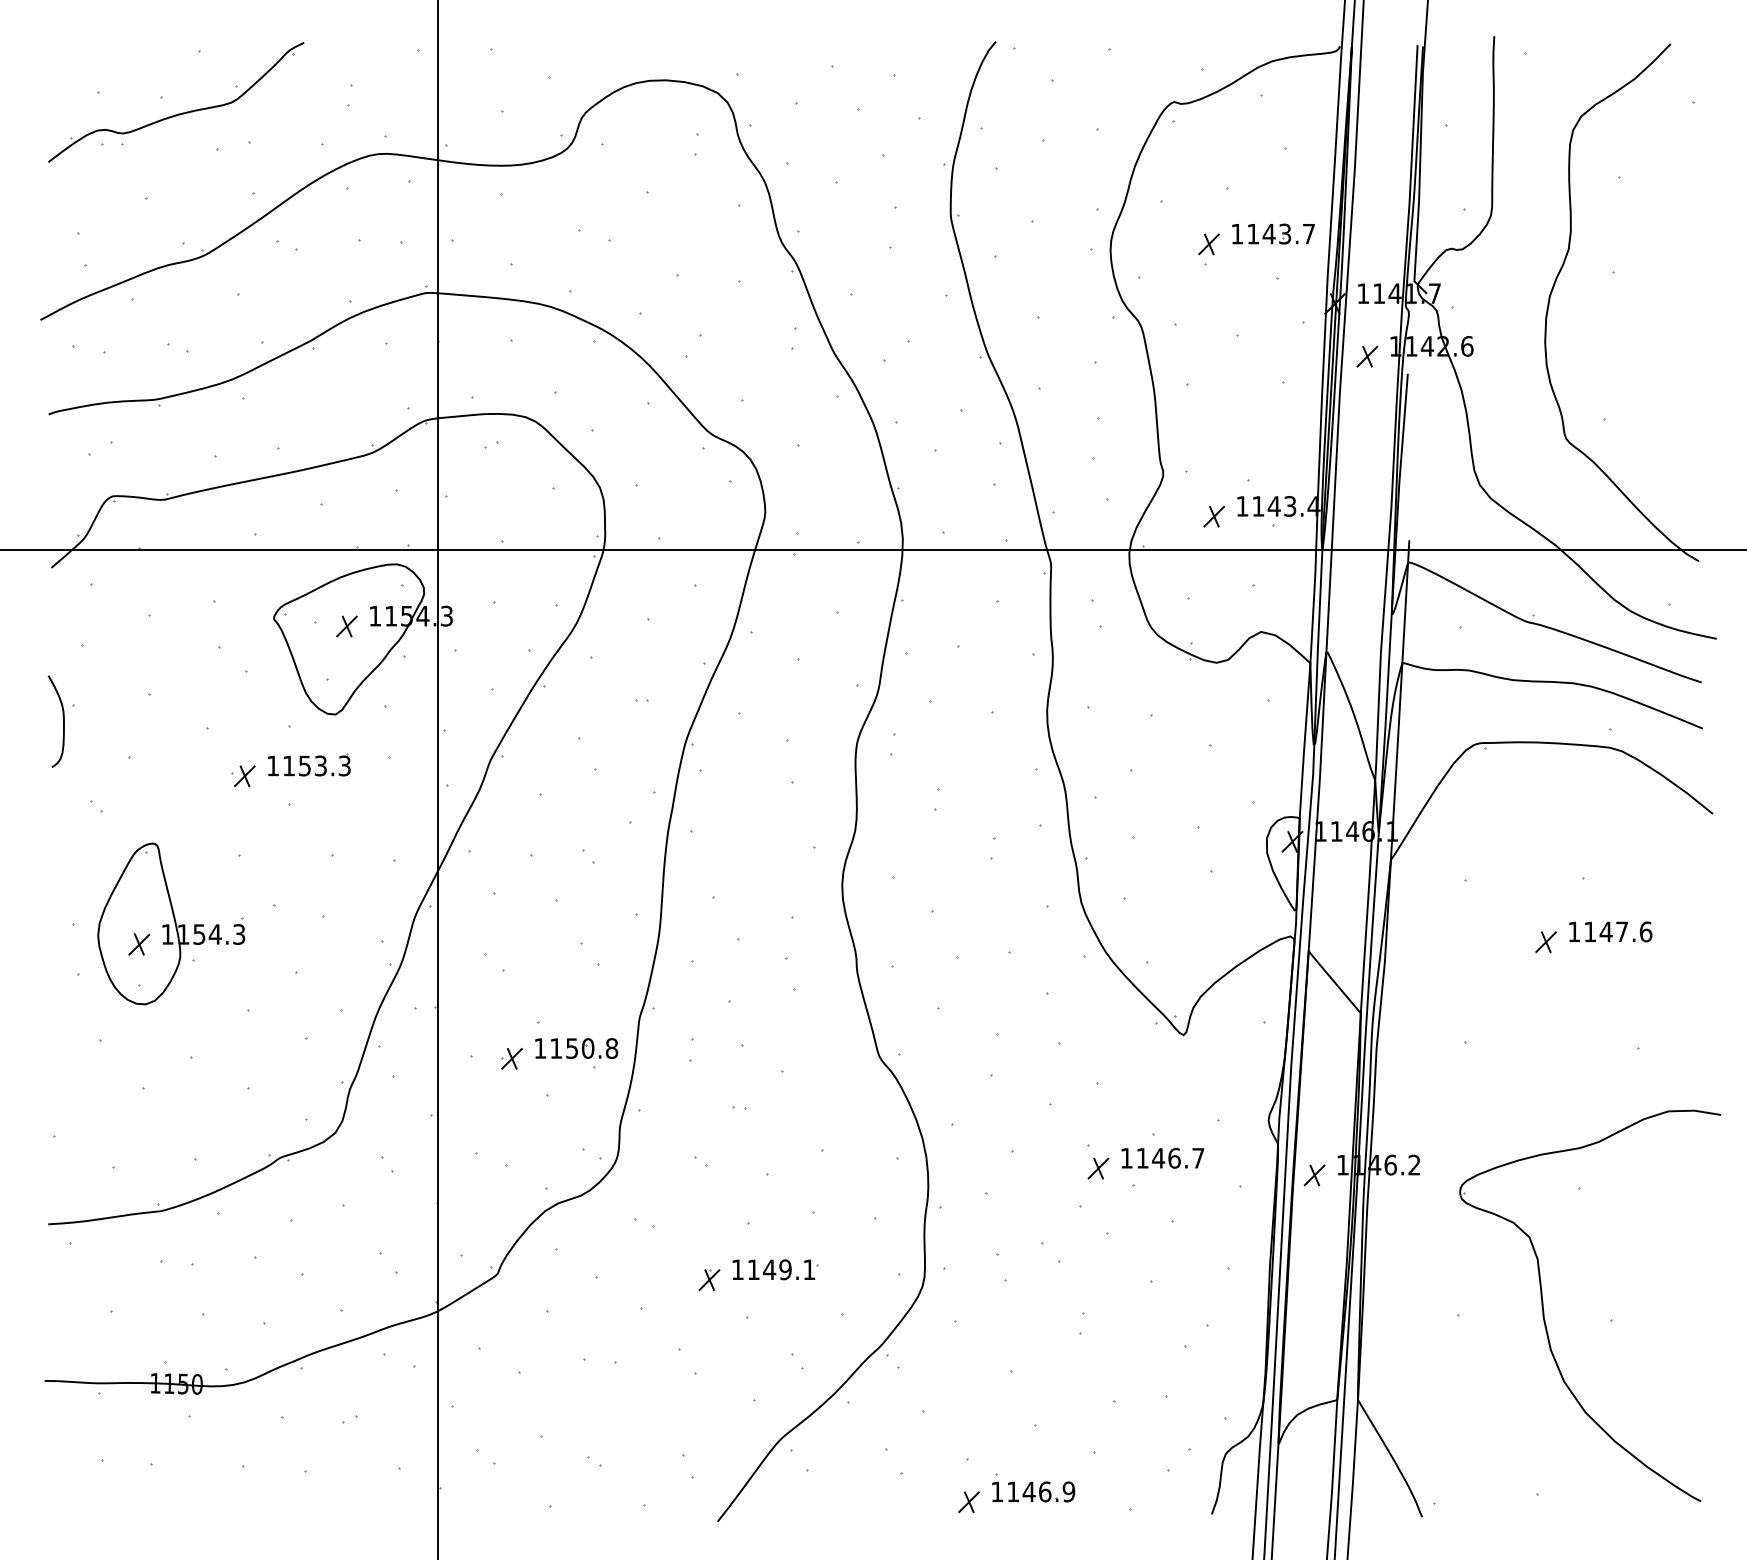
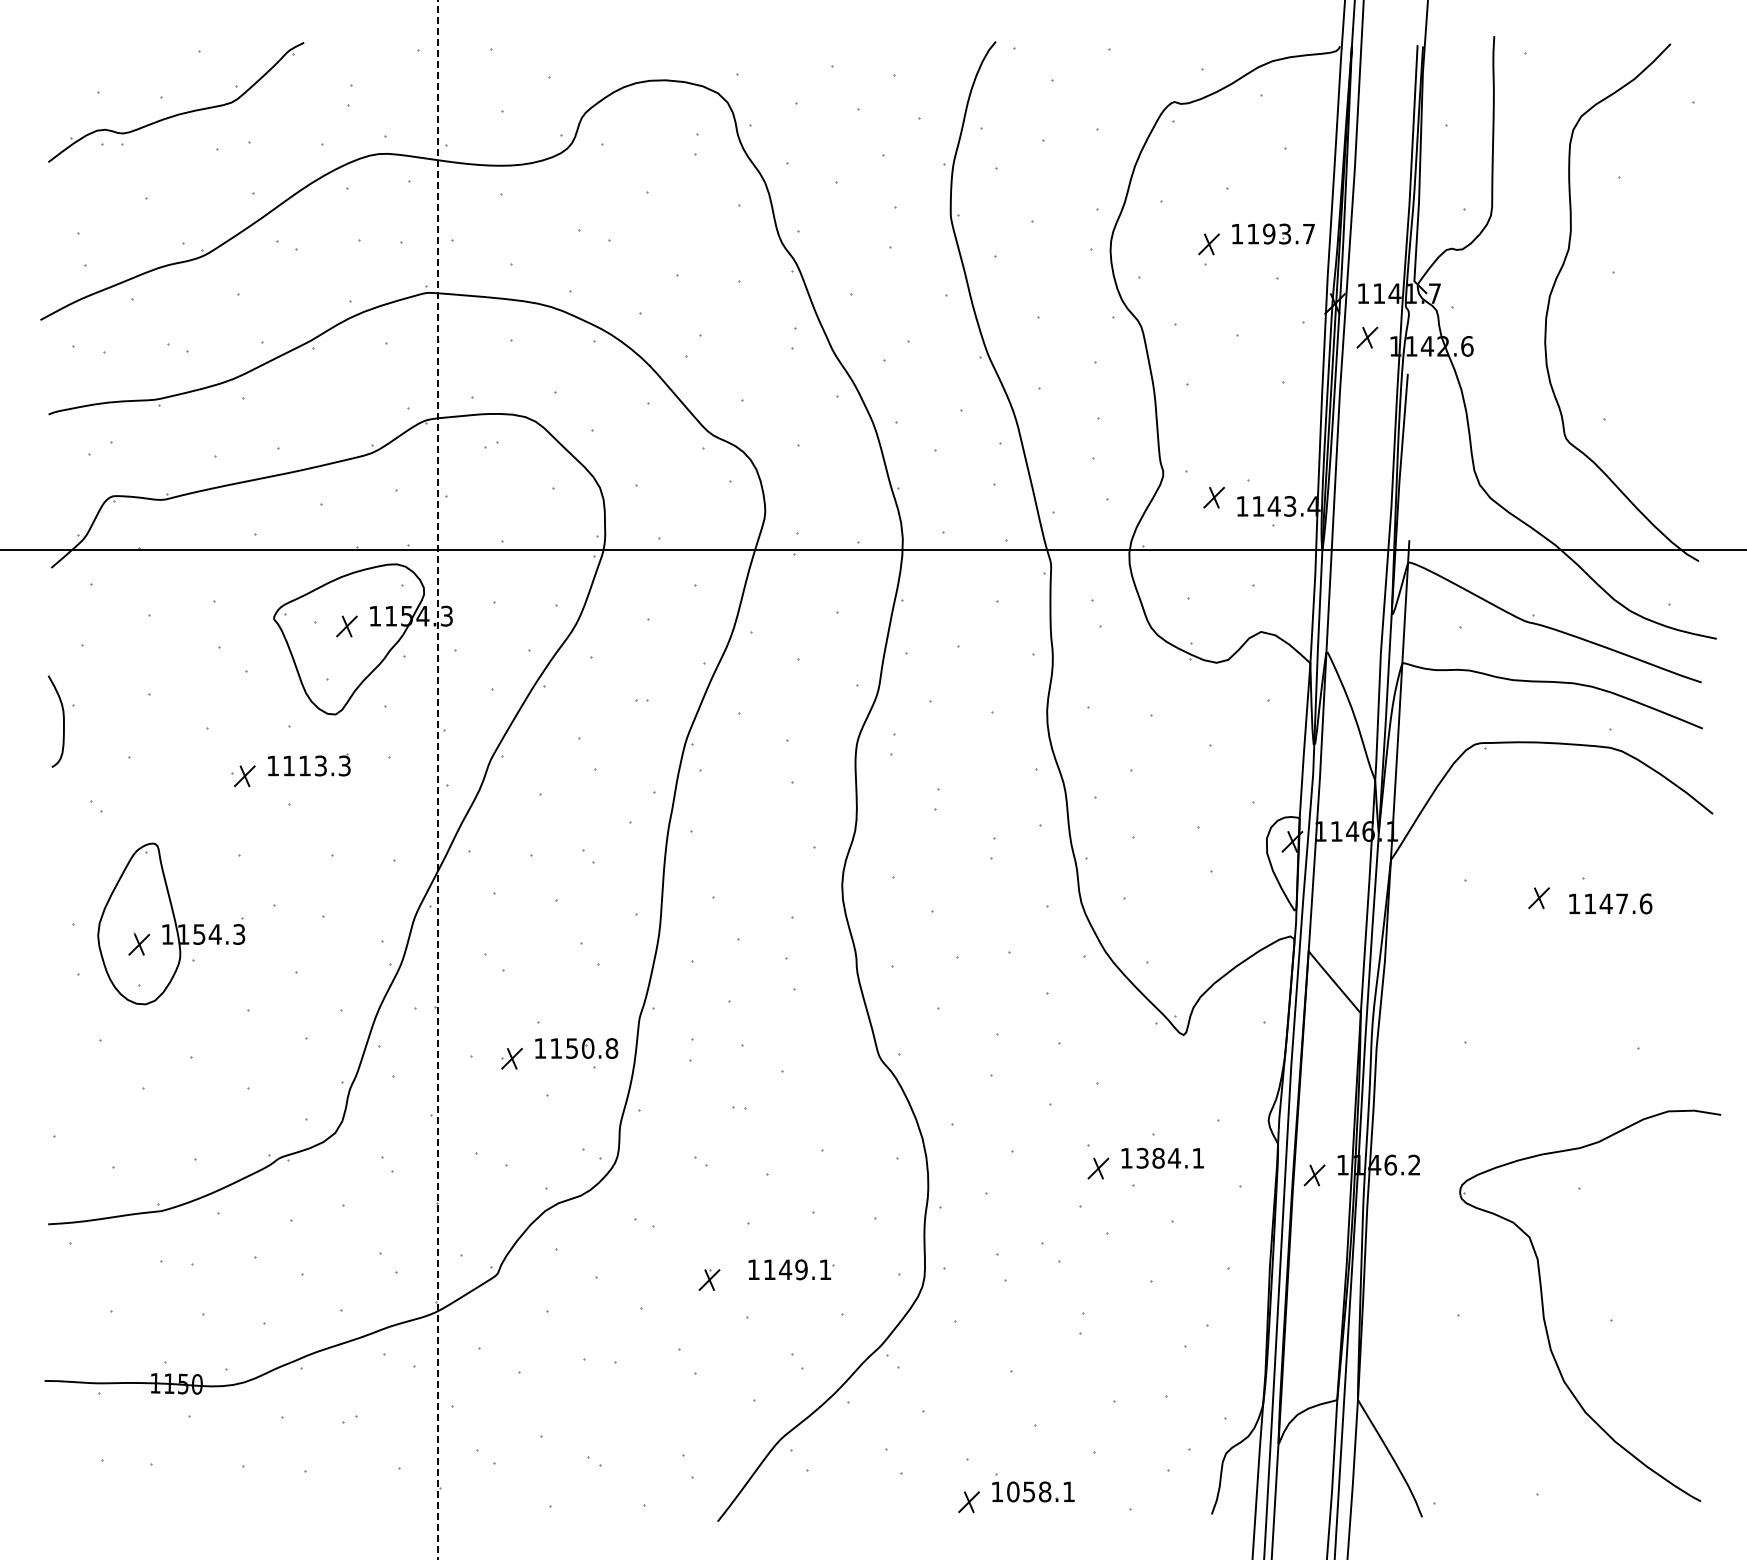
text: 1143.7 -> 1193.7 (1268, 233)
part position: (1367, 356) -> (1367, 337) (1367, 337)
part position: (1213, 516) -> (1213, 497) (1213, 497)
text: 1153.3 -> 1113.3 (304, 765)
line: solid -> dashed (437, 779)
text position: (1610, 931) -> (1610, 903) (1610, 903)
part position: (1545, 942) -> (1538, 898) (1538, 898)
text: 1146.7 -> 1384.1 (1170, 1157)
part position: (775, 1269) -> (791, 1269) (791, 1269)
text: 1146.9 -> 1058.1 (1041, 1491)
